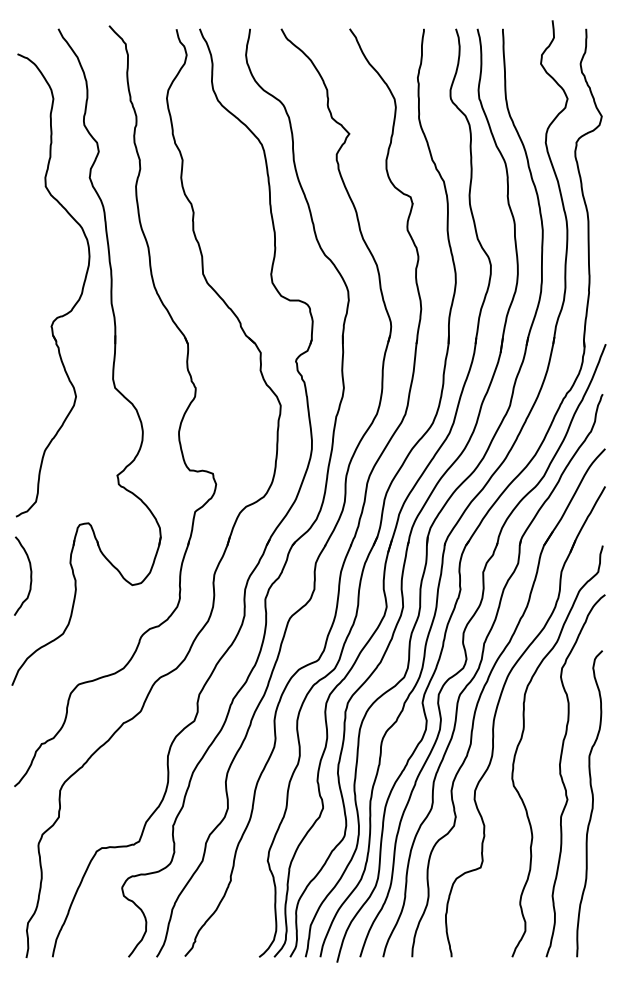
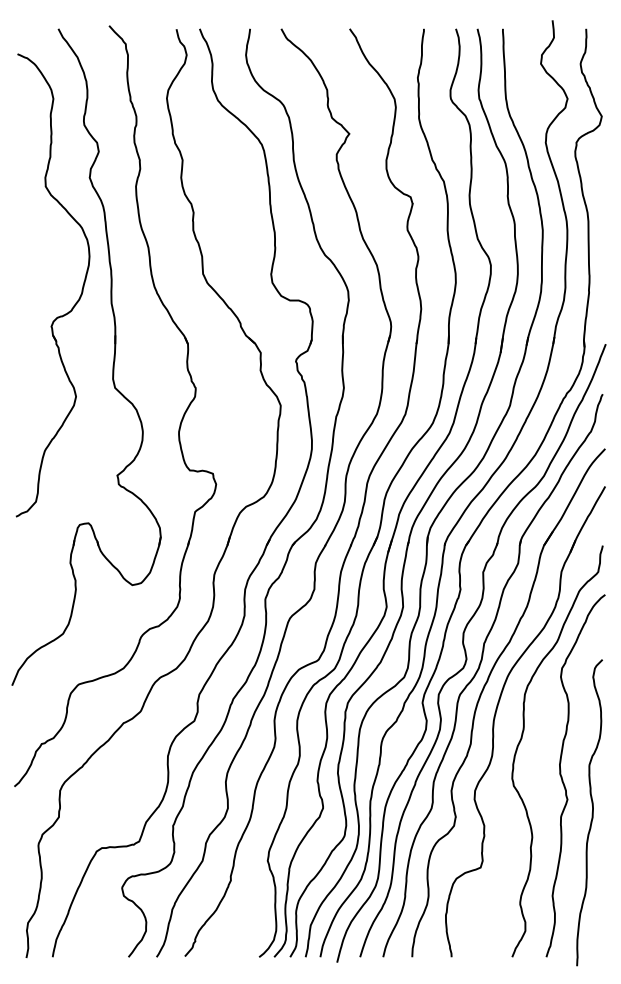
curve: present -> none (30, 575)
curve position: (591, 804) -> (591, 813) (591, 813)
